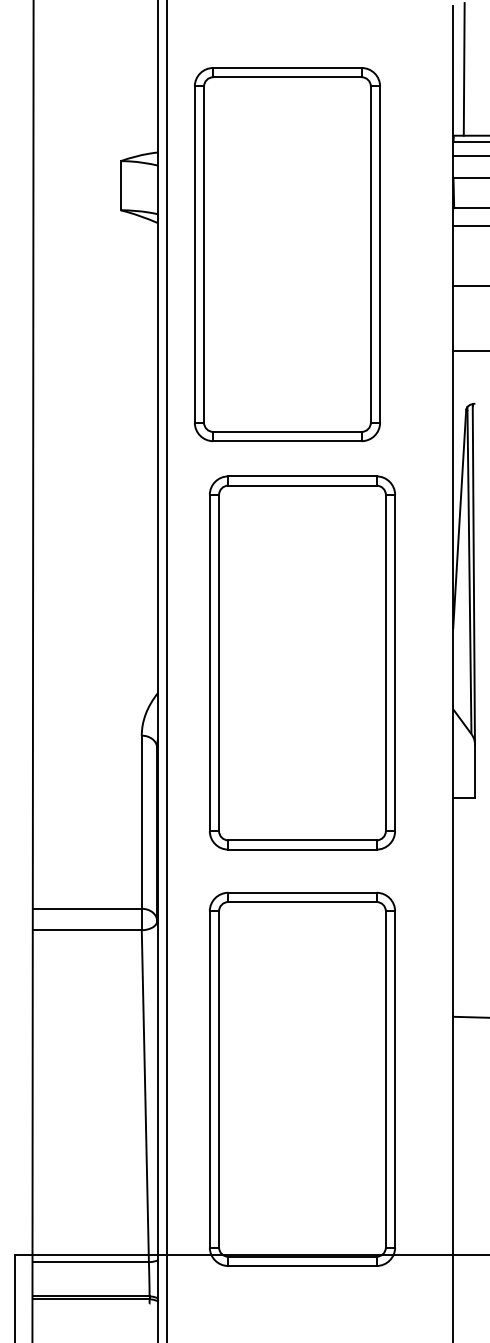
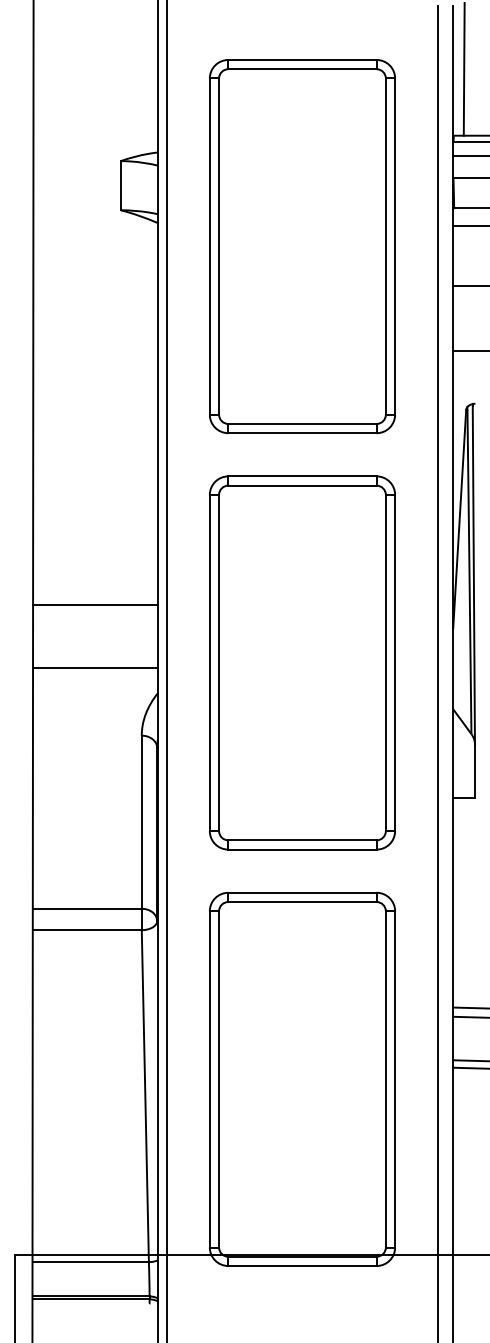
part position: (287, 254) -> (302, 246) (302, 246)
line: none -> present (95, 605)
line: none -> present (95, 667)
line: none -> present (437, 672)
line: none -> present (469, 1007)
line: none -> present (469, 1060)
line: none -> present (469, 1067)
